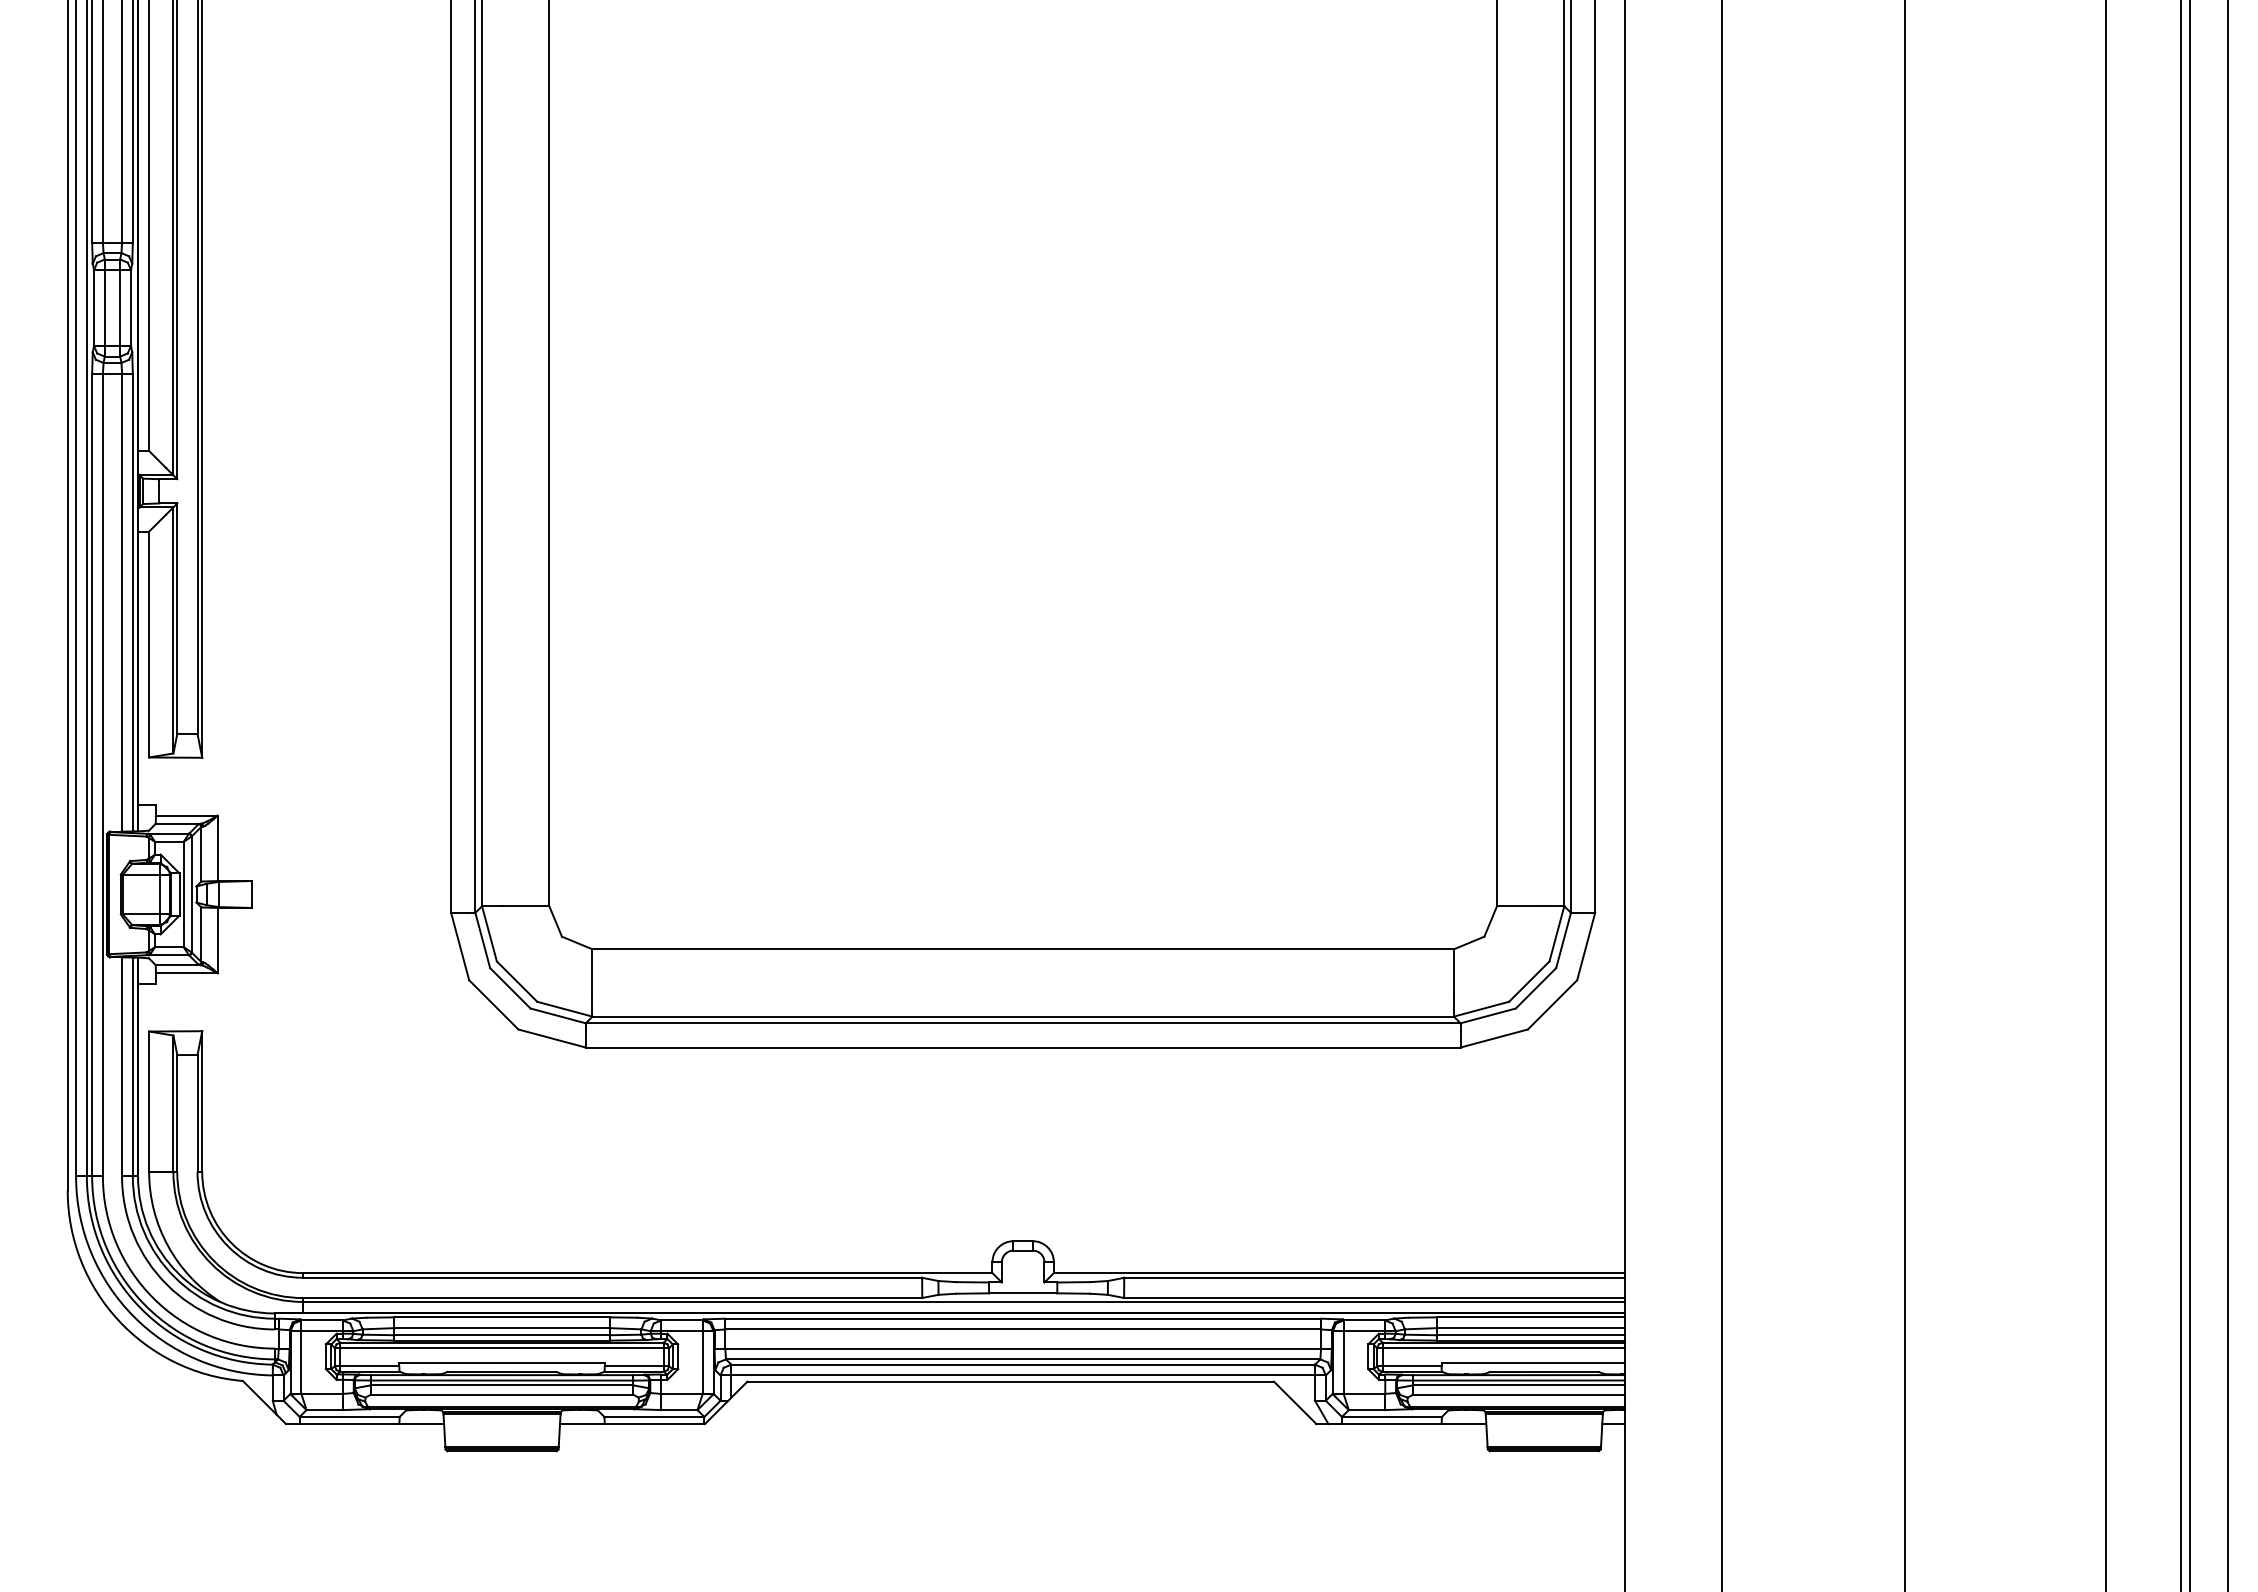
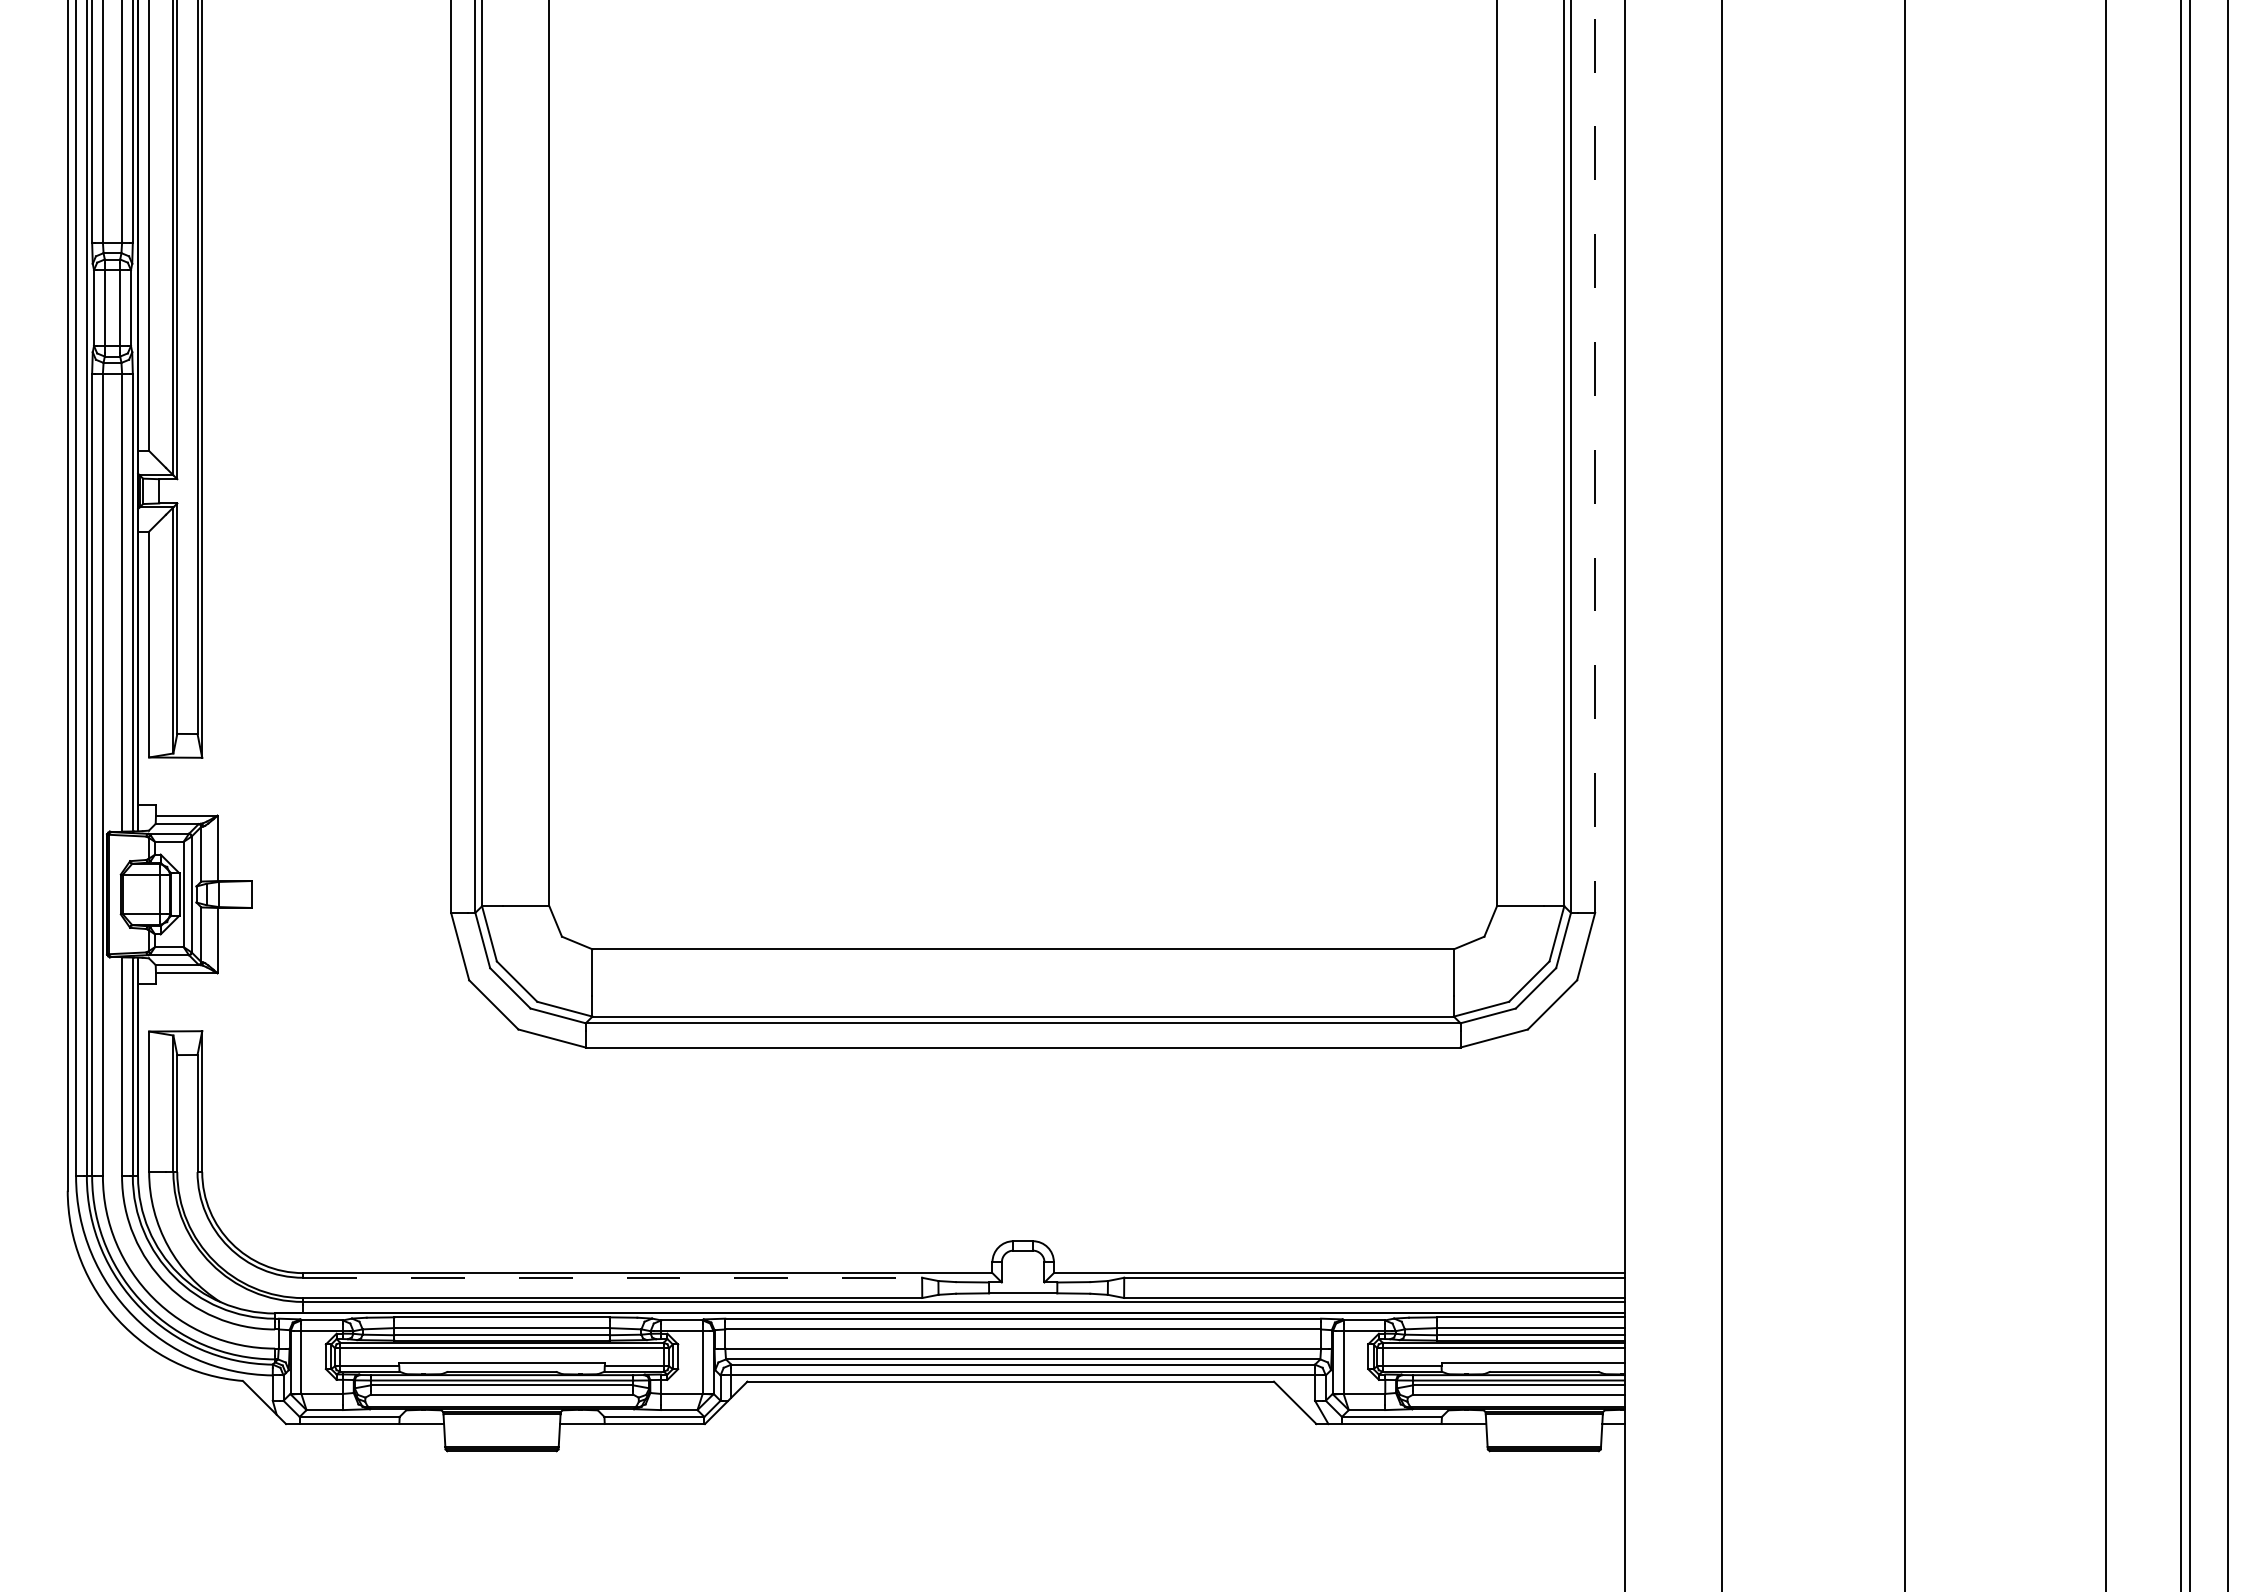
line: solid -> dashed (1595, 457)
line: solid -> dashed (613, 1277)
